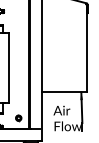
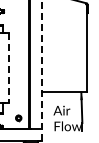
line: solid -> dashed (9, 67)
line: solid -> dashed (41, 70)
